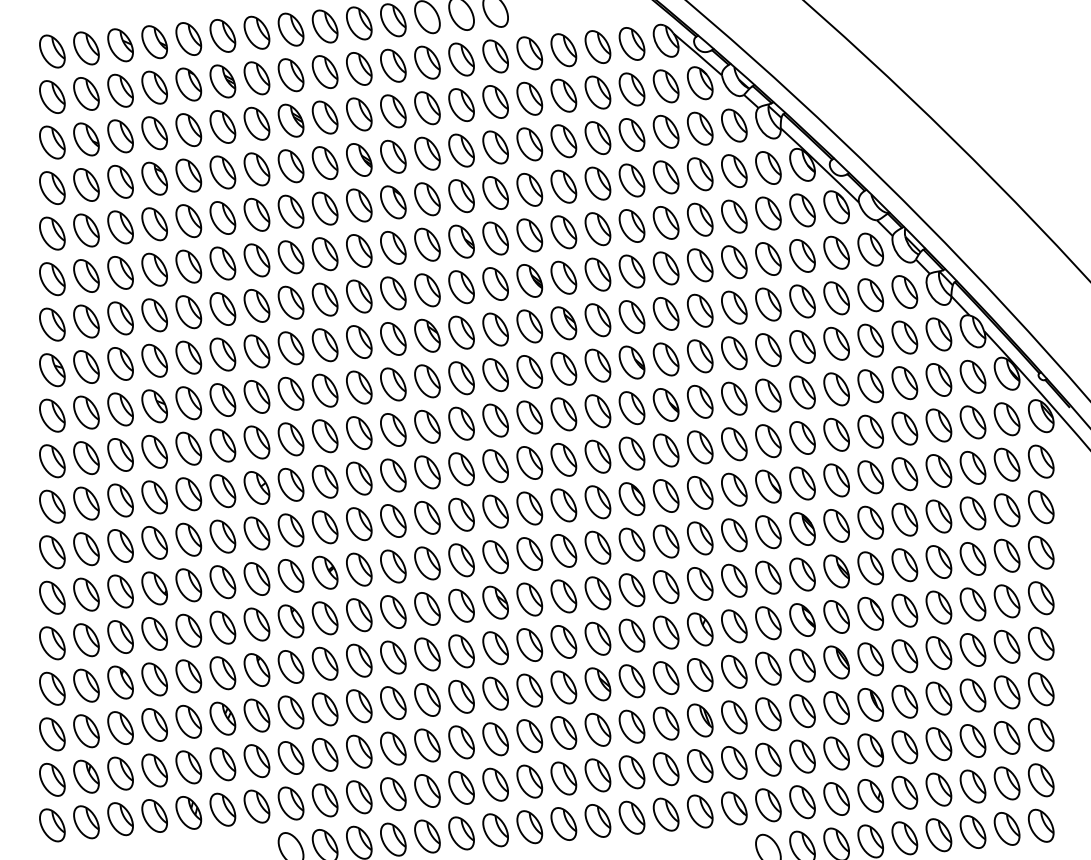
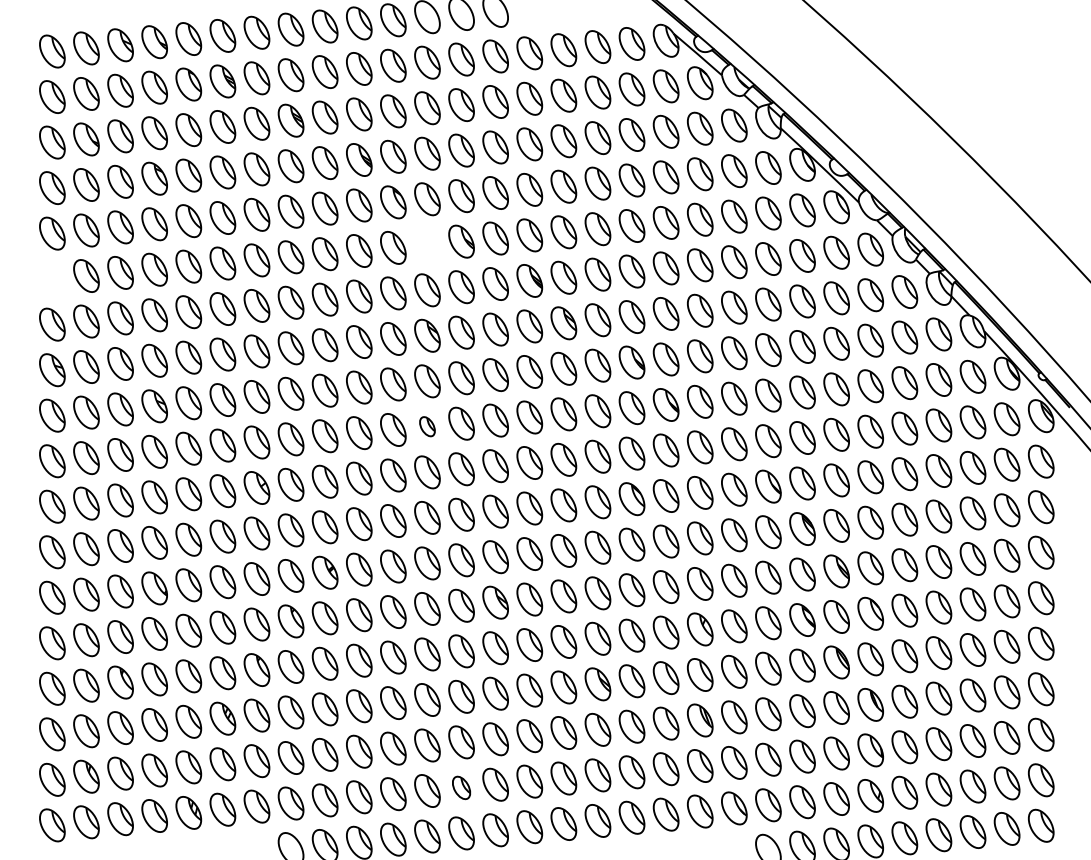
part: present -> none (427, 244)
part: present -> none (52, 279)
part size: 27x35 px -> 17x22 px (427, 426)
part size: 27x34 px -> 19x26 px (461, 787)
